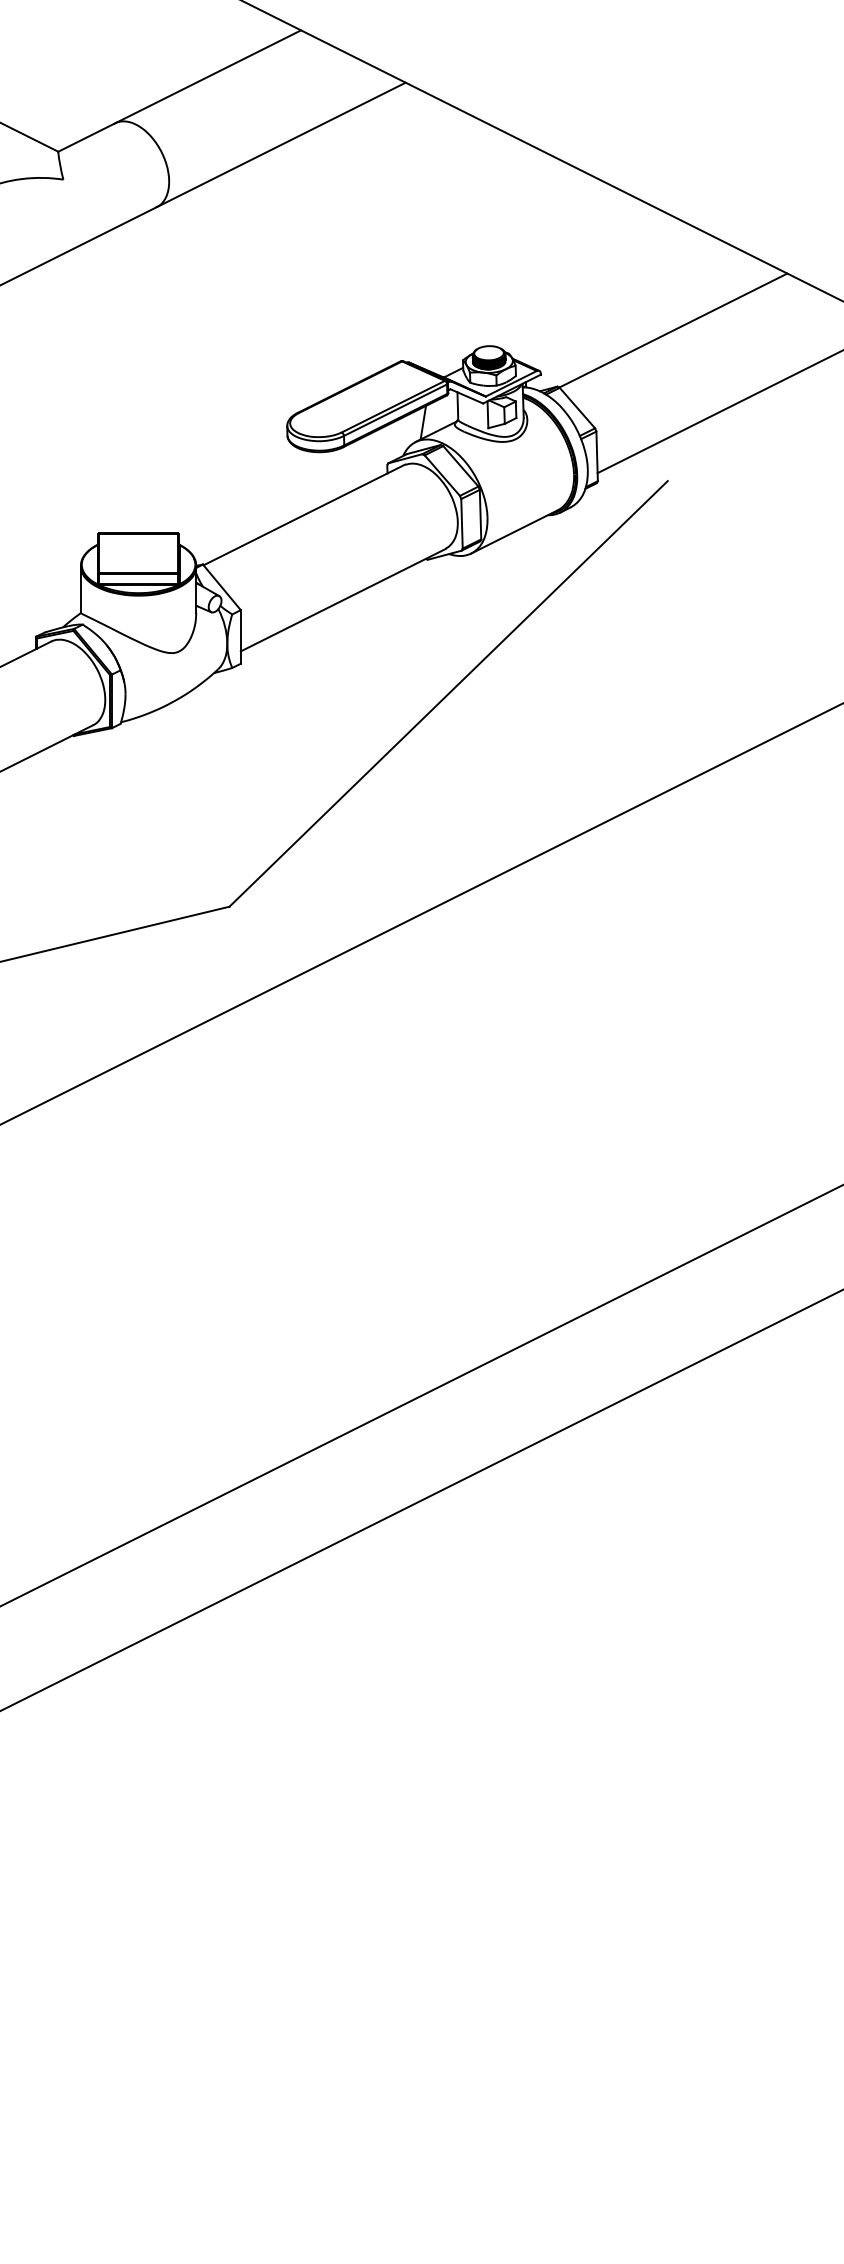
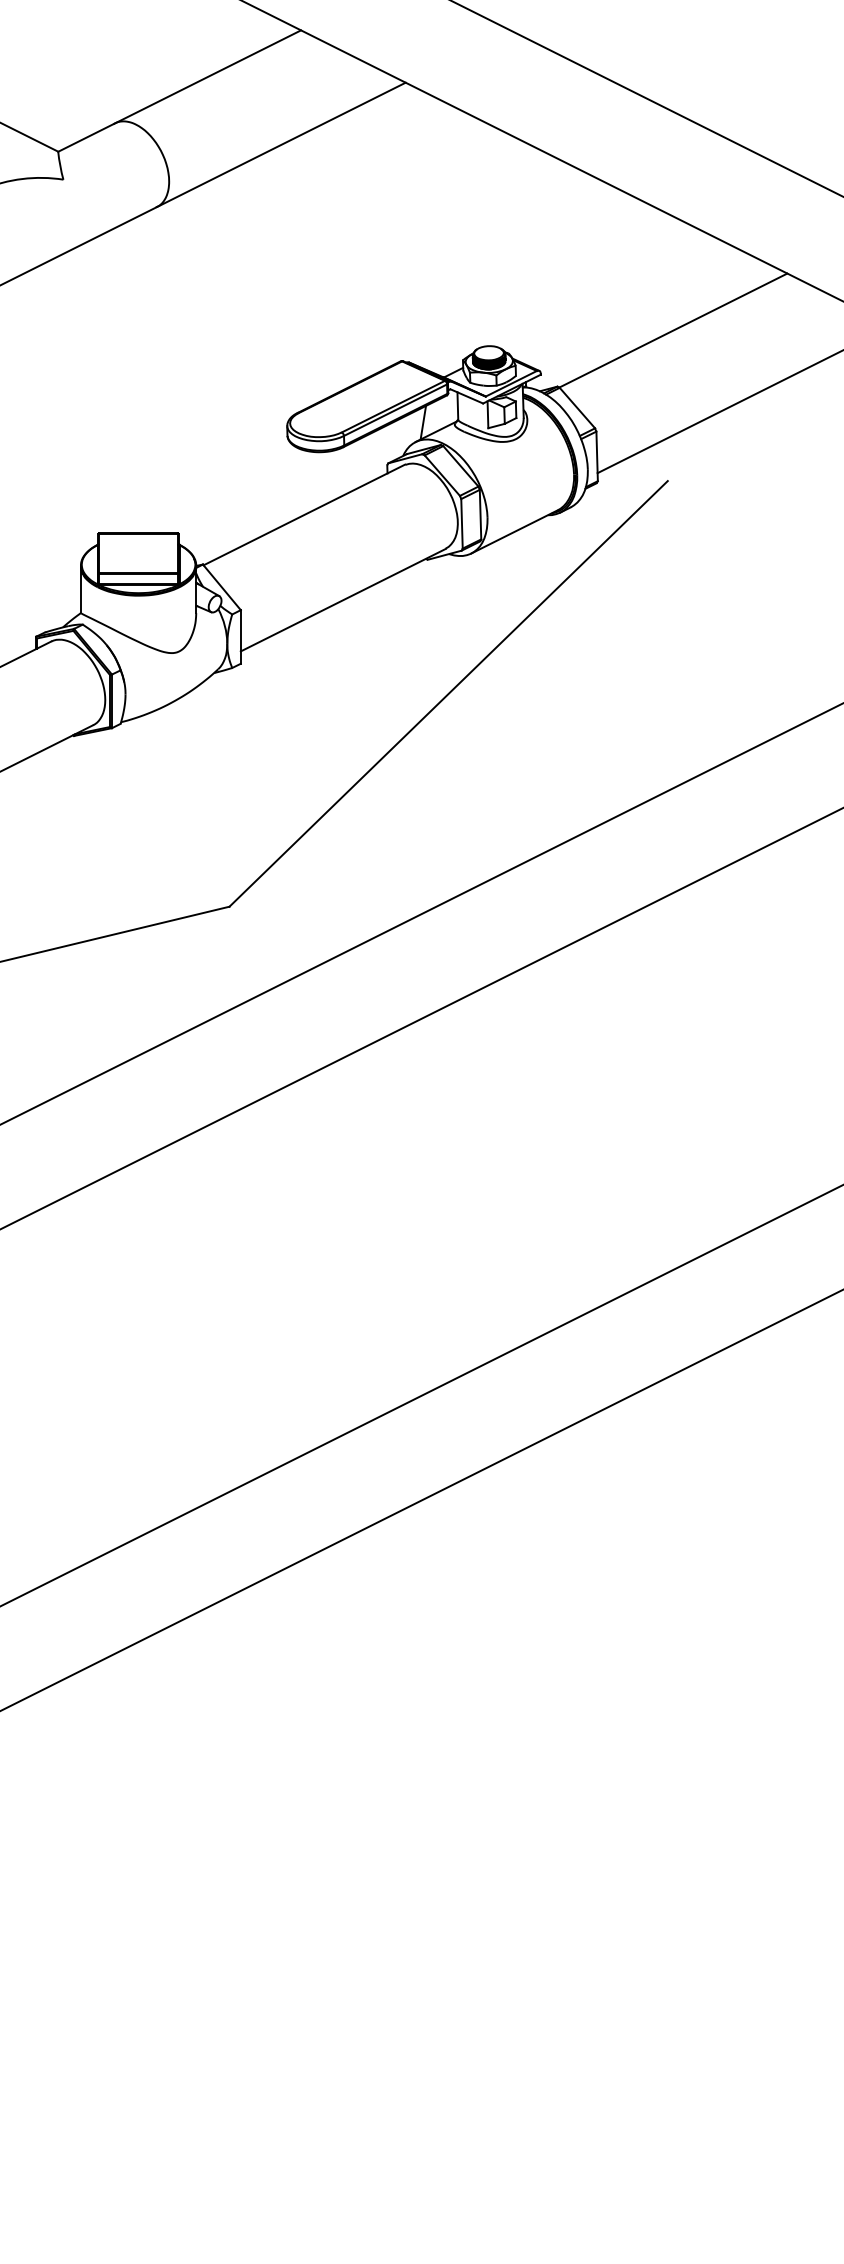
line: none -> present (647, 98)
line: none -> present (421, 1018)
